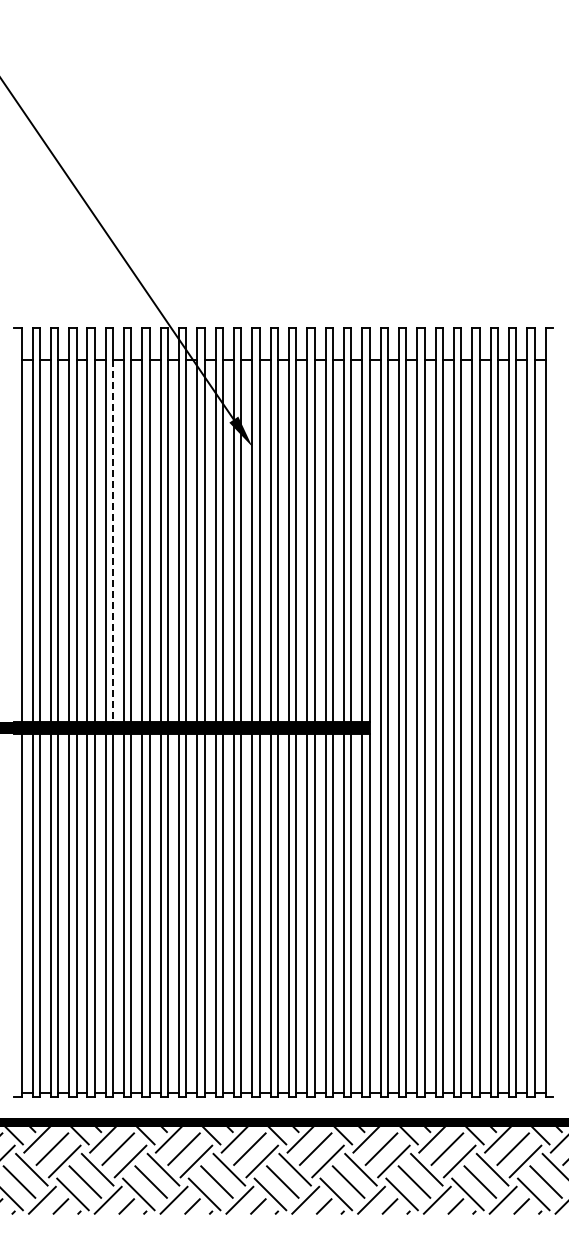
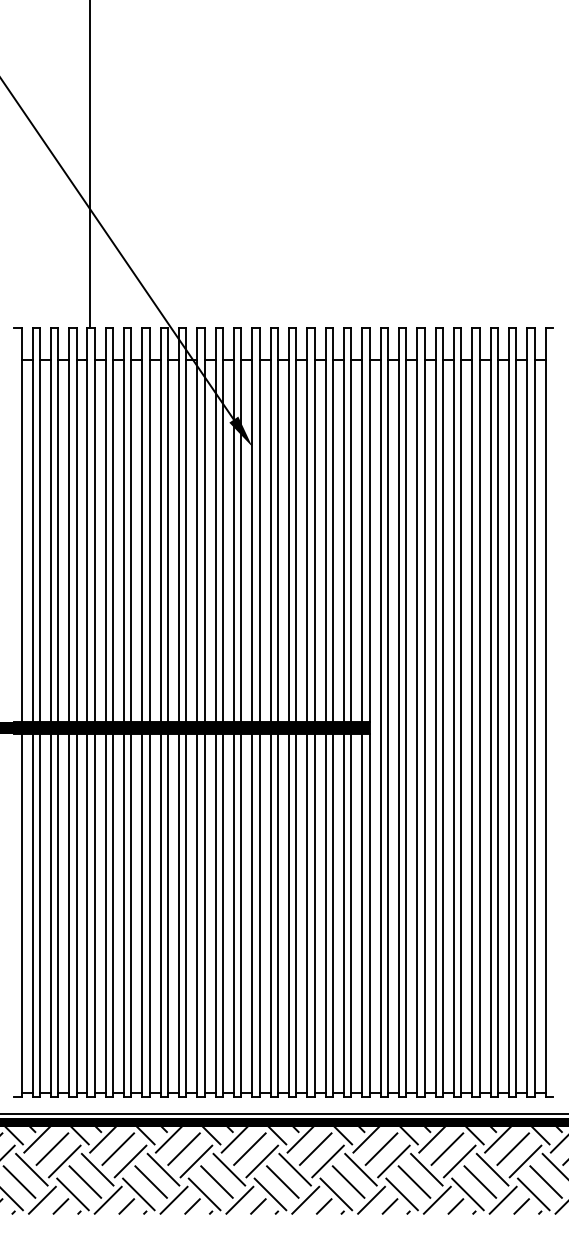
line: none -> present (90, 164)
line: dashed -> solid (113, 541)
line: none -> present (283, 1113)
